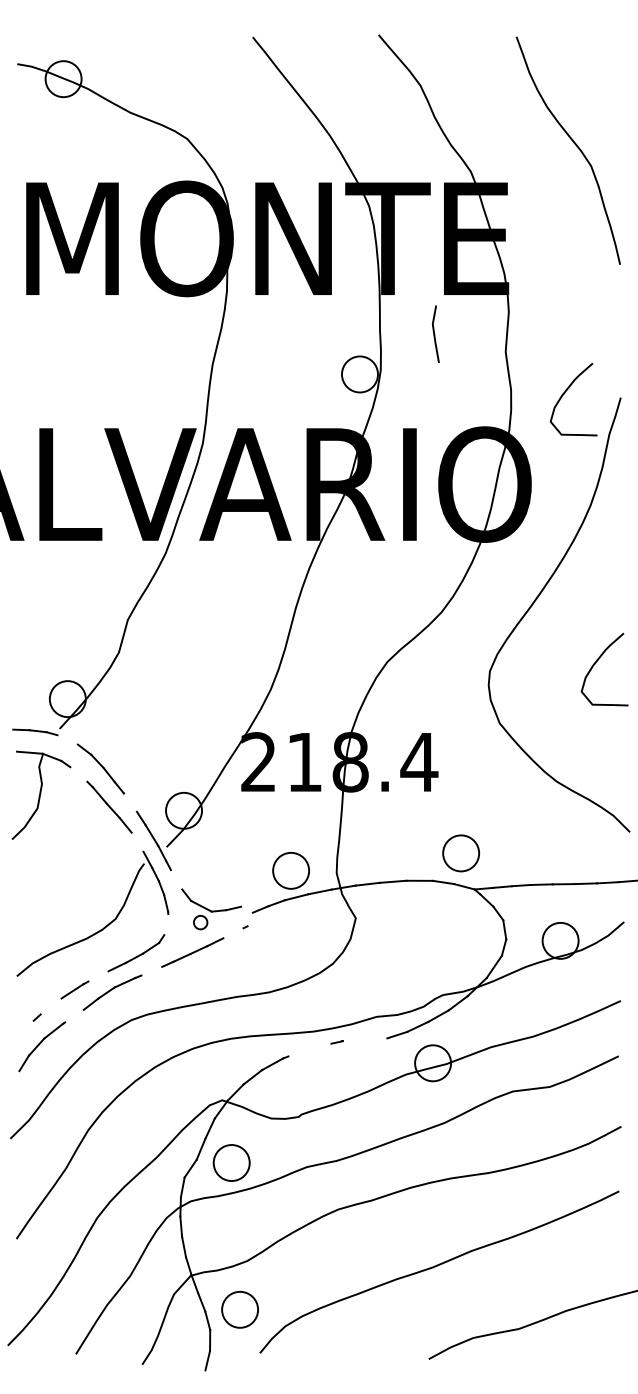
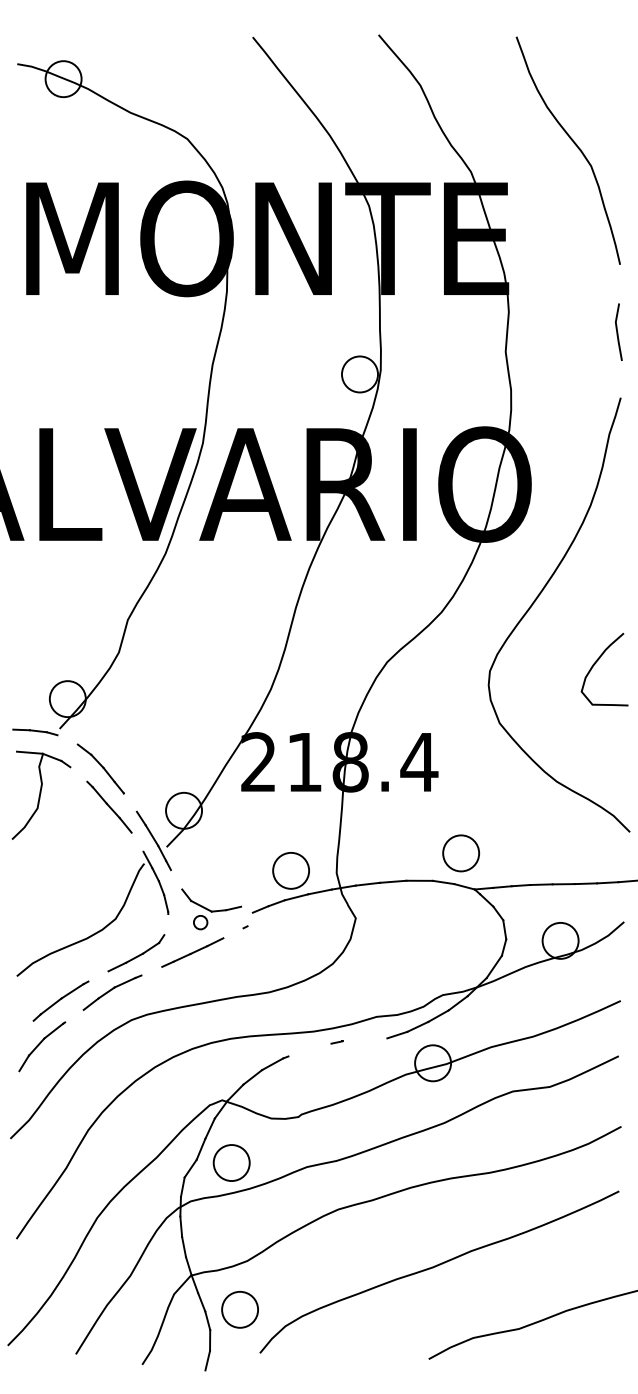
line position: (434, 333) -> (617, 331) (617, 331)
curve: present -> none (565, 393)
line: none -> present (50, 1006)
